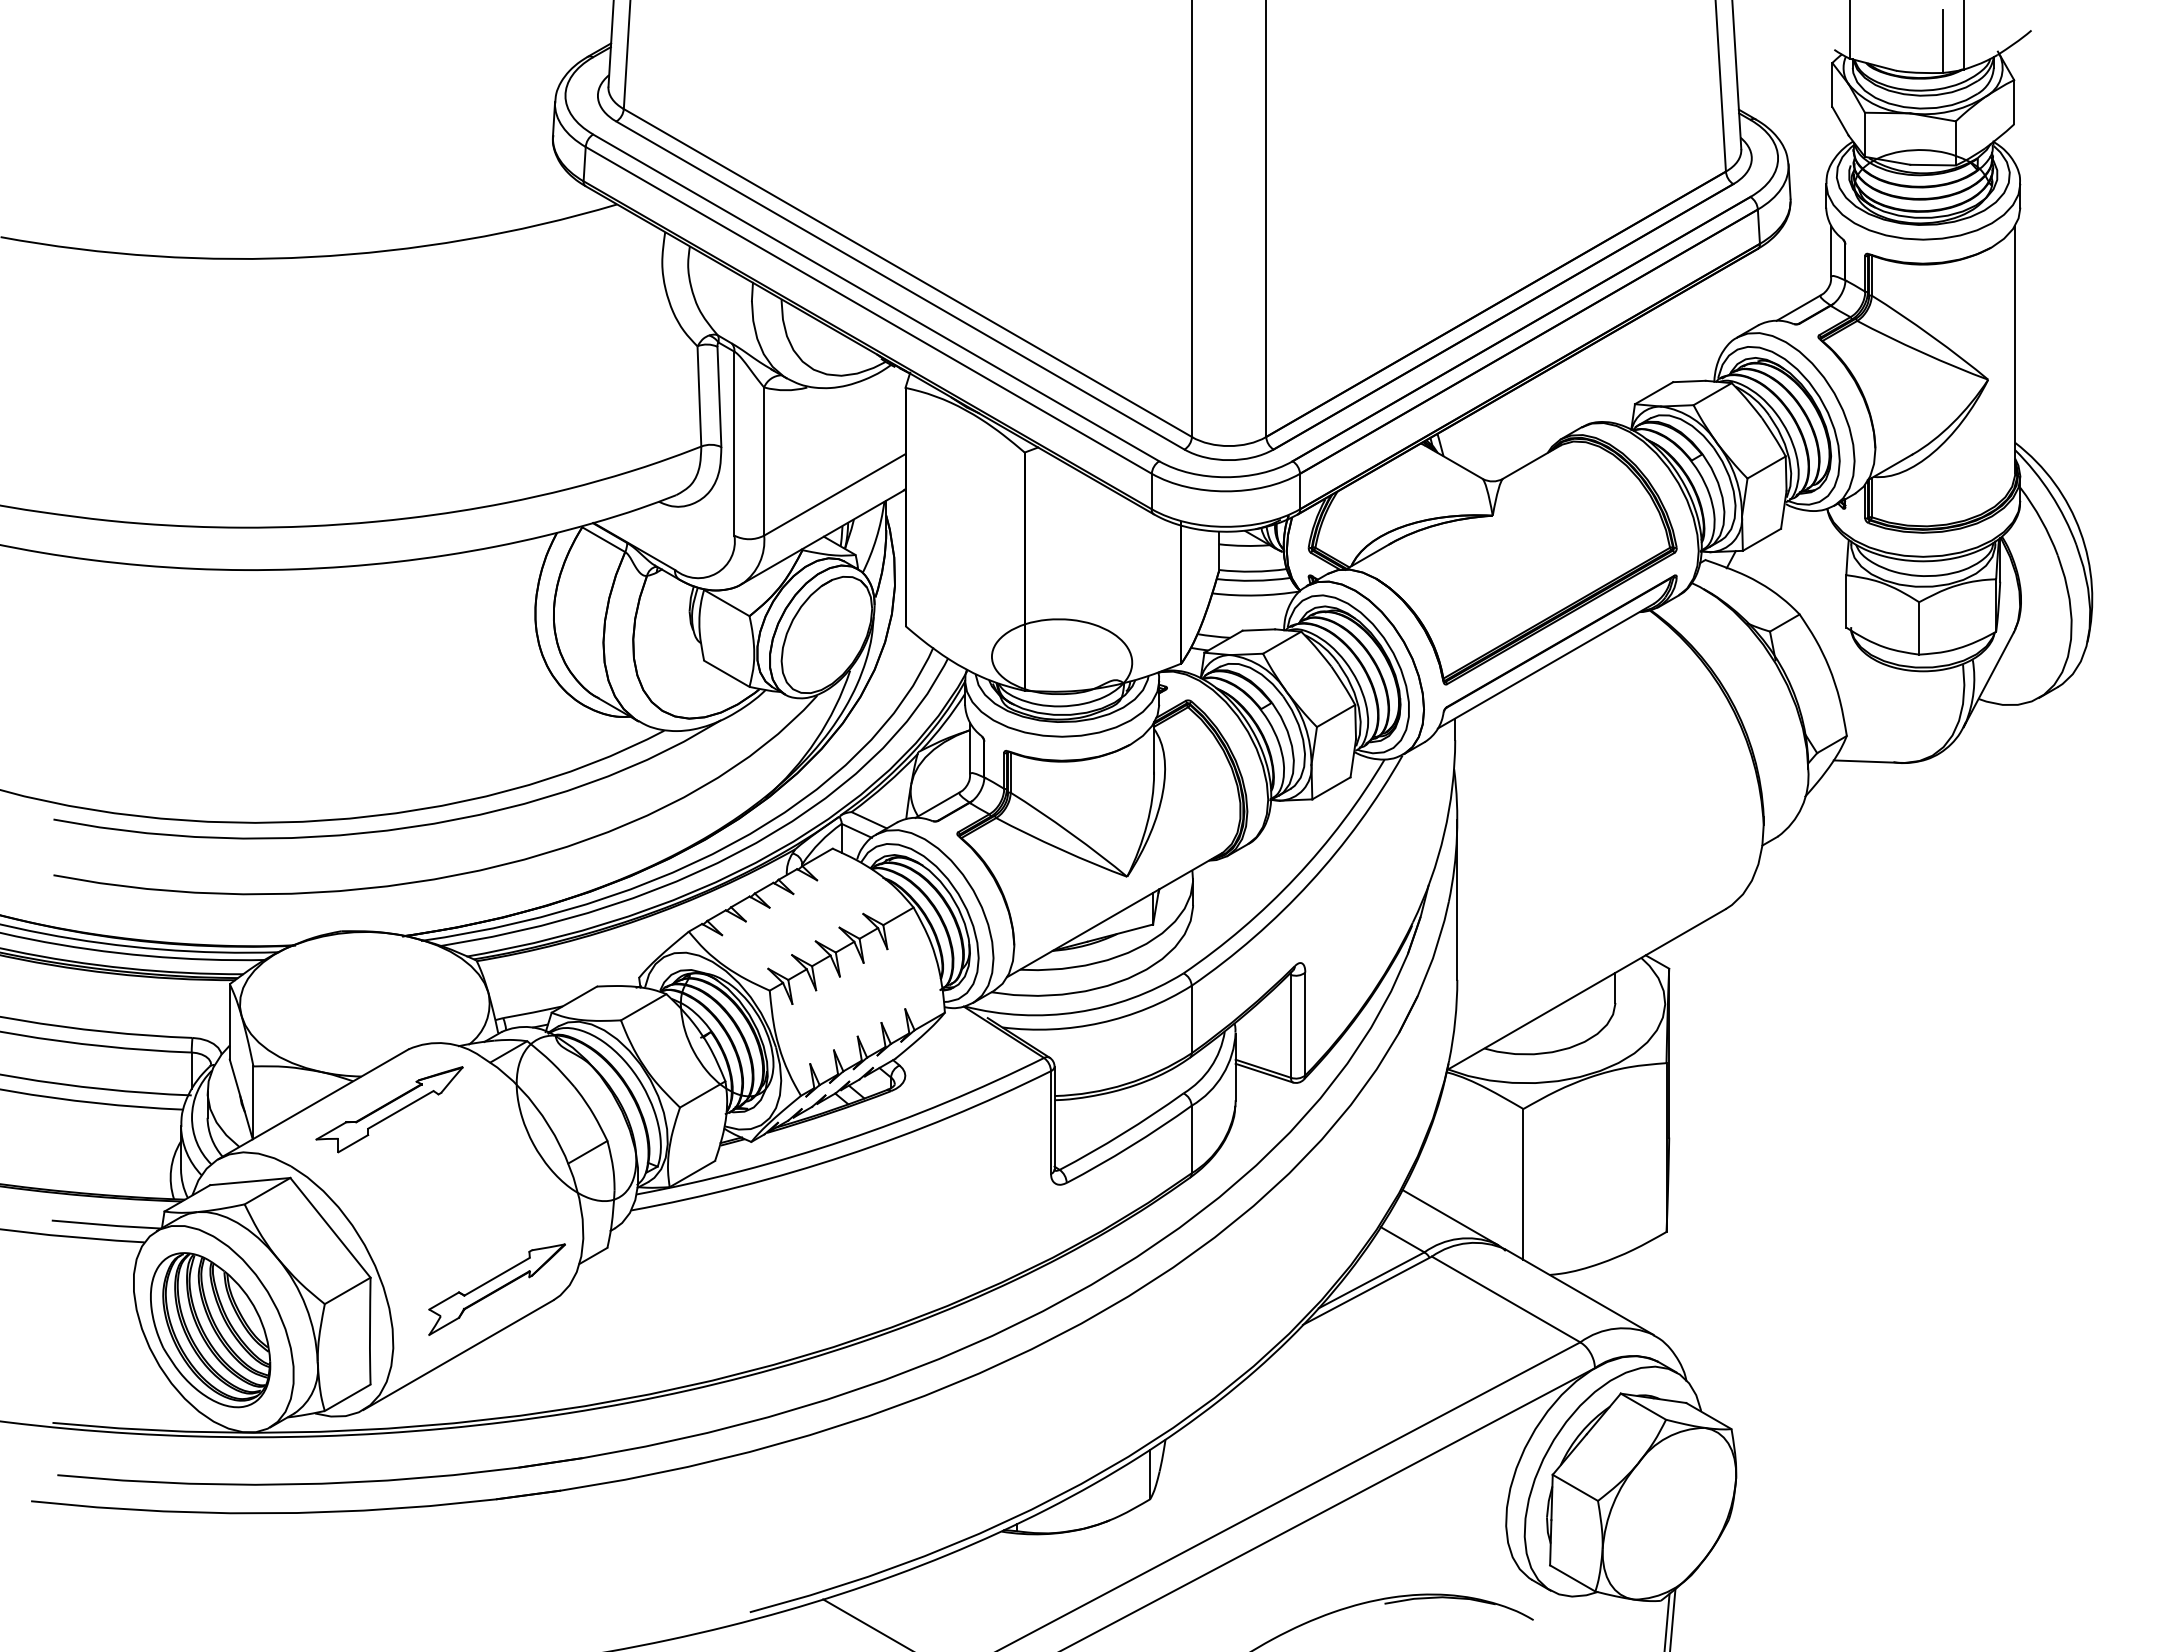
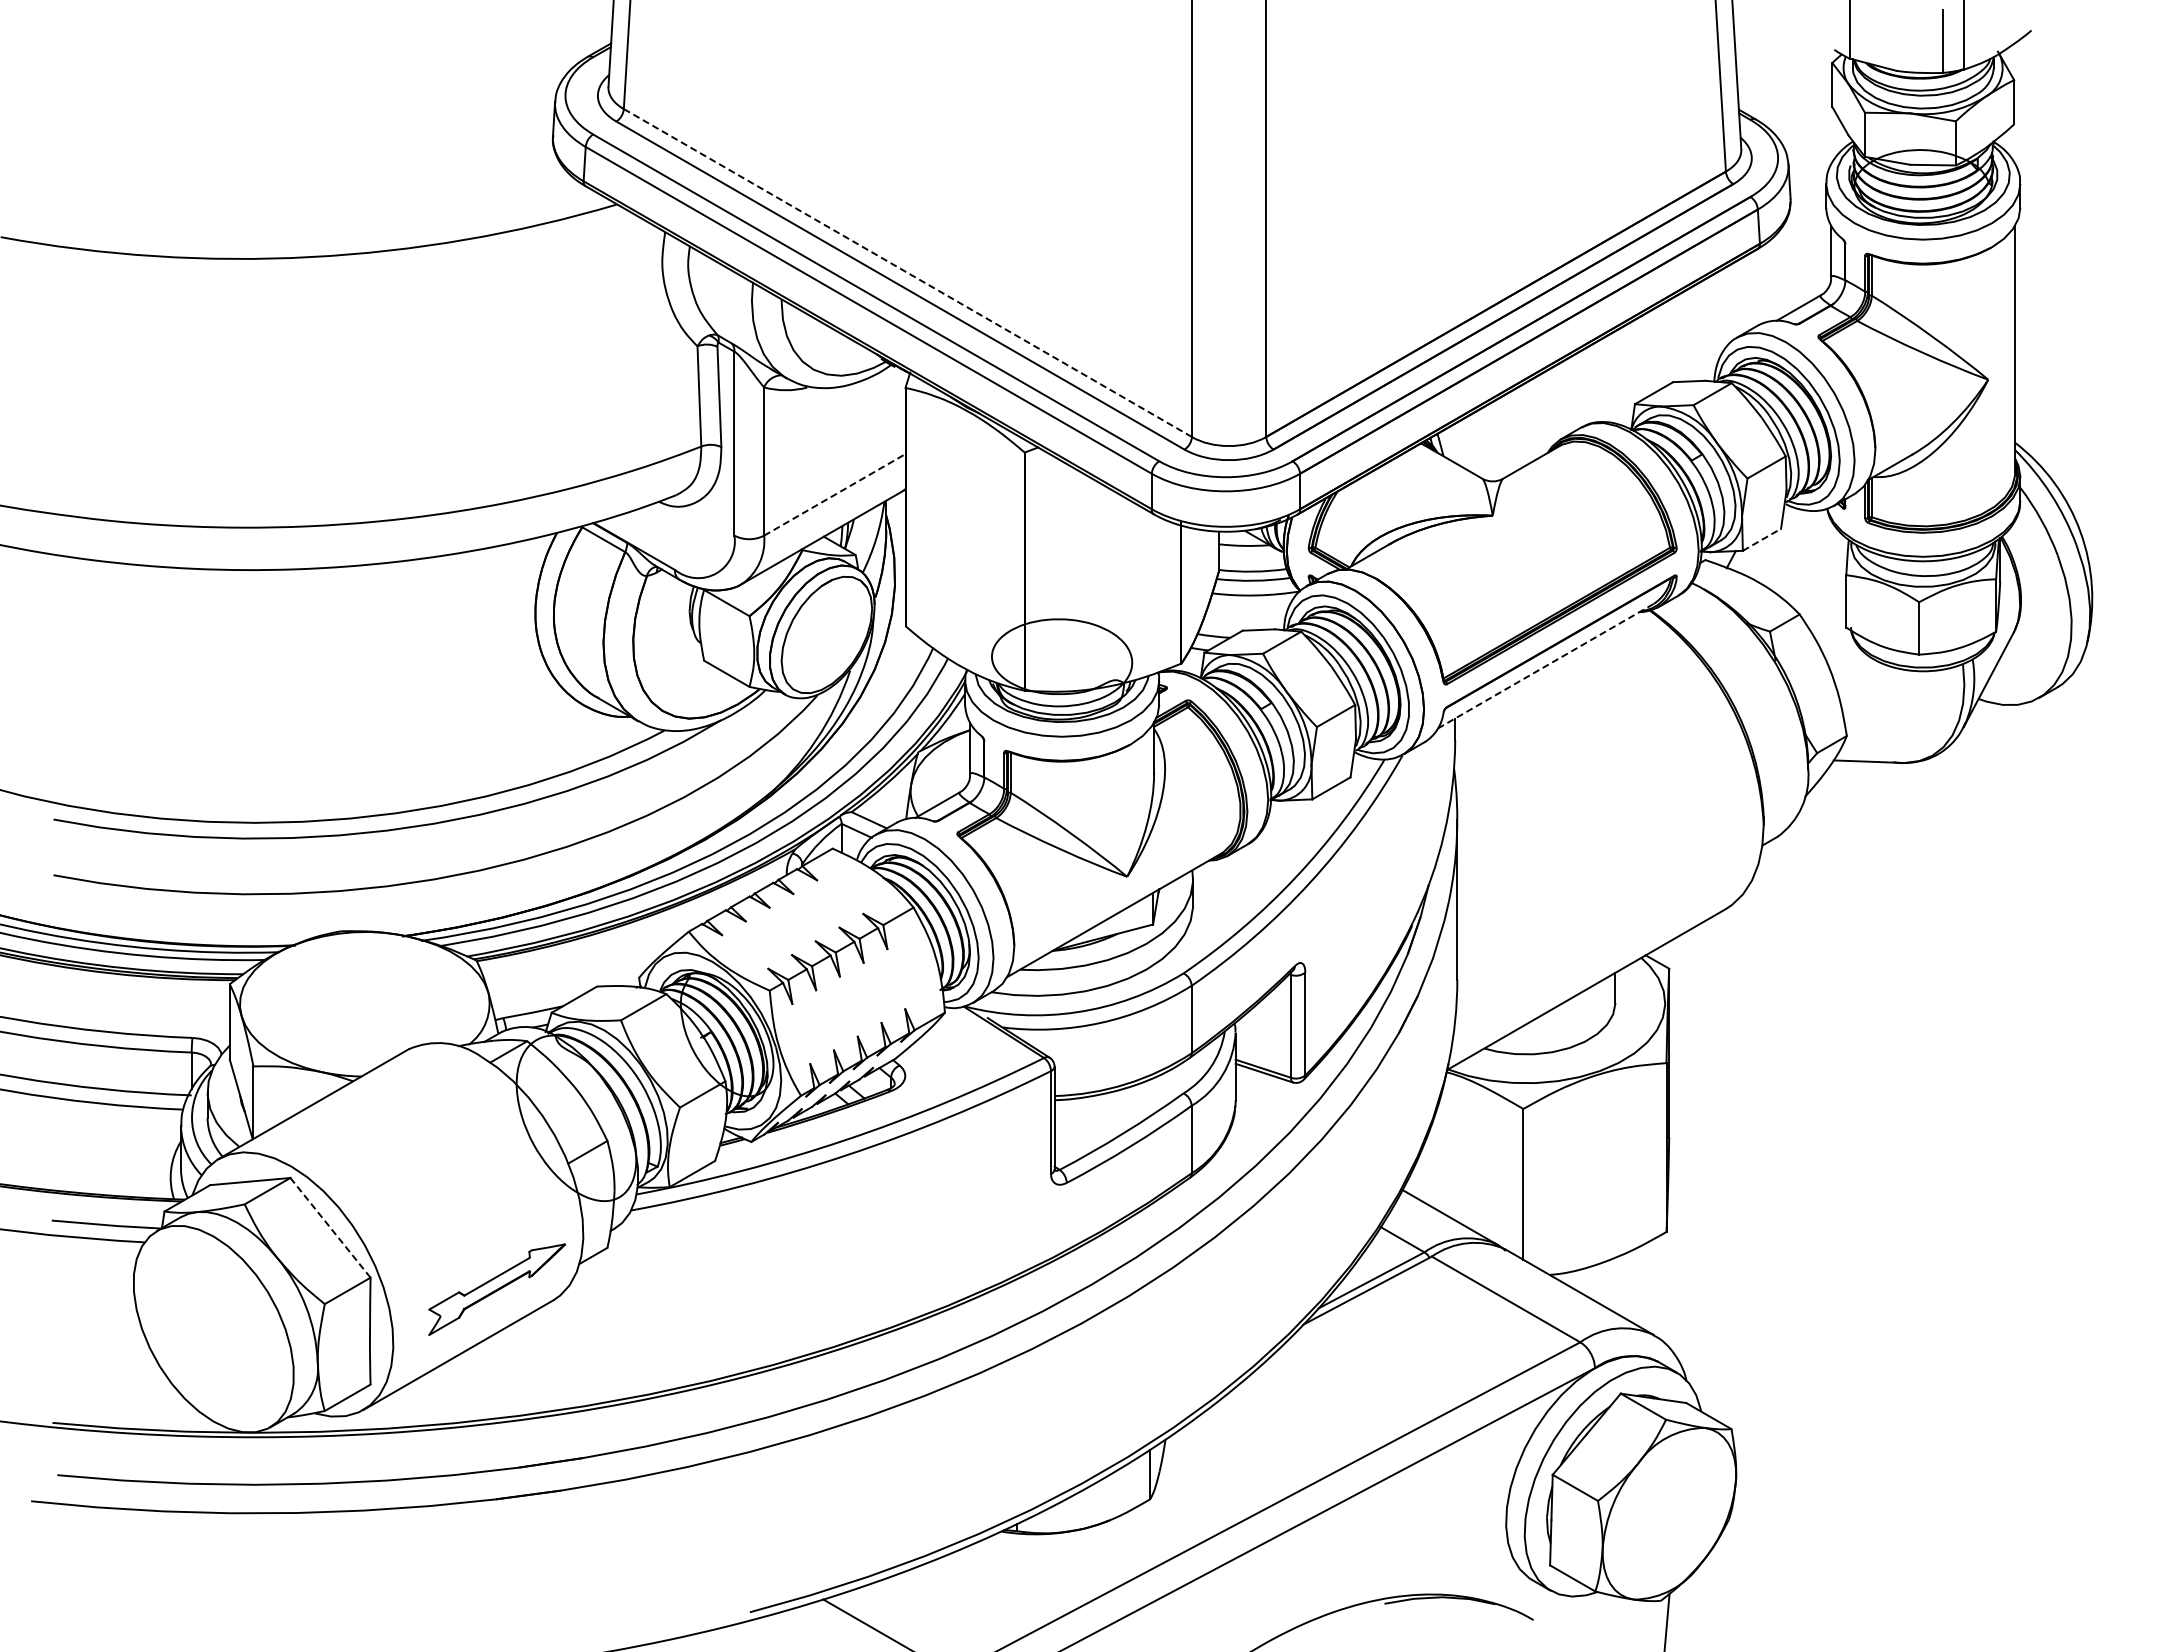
line: solid -> dashed (907, 273)
line: solid -> dashed (834, 494)
line: solid -> dashed (1762, 539)
line: solid -> dashed (1545, 666)
part: present -> none (389, 1109)
line: solid -> dashed (330, 1227)
part: present -> none (210, 1330)
line: present -> none (1672, 1618)
